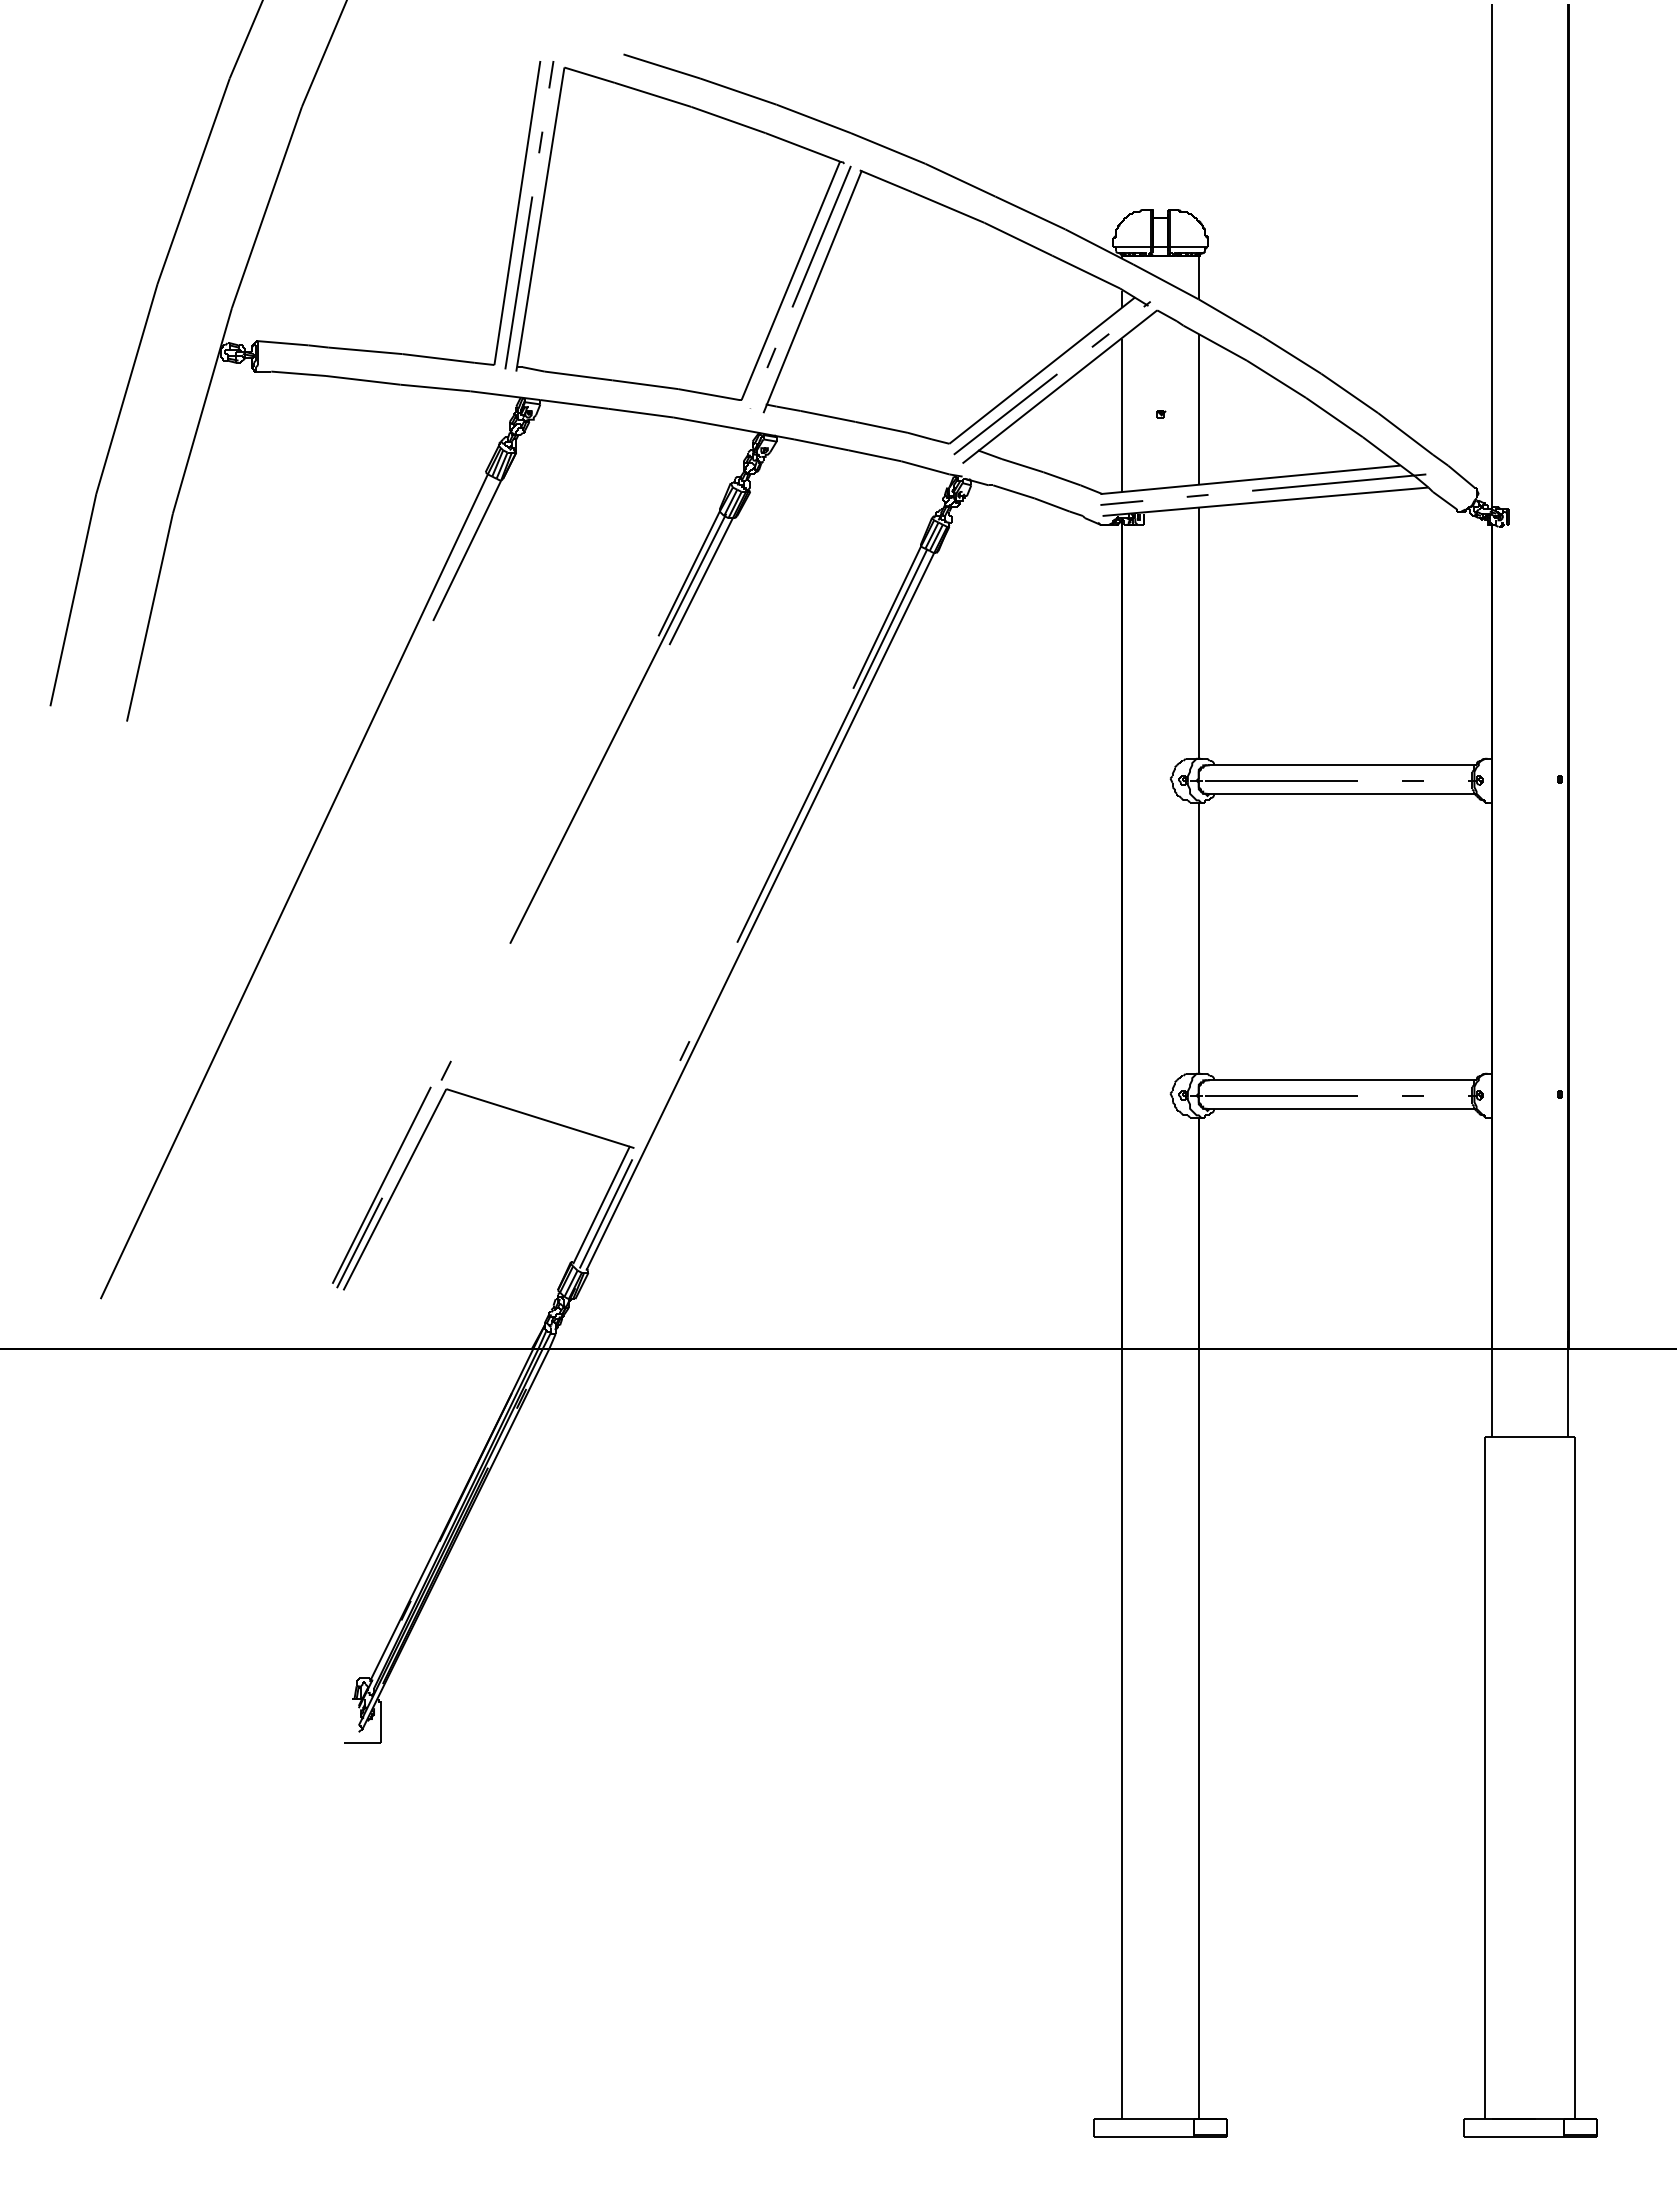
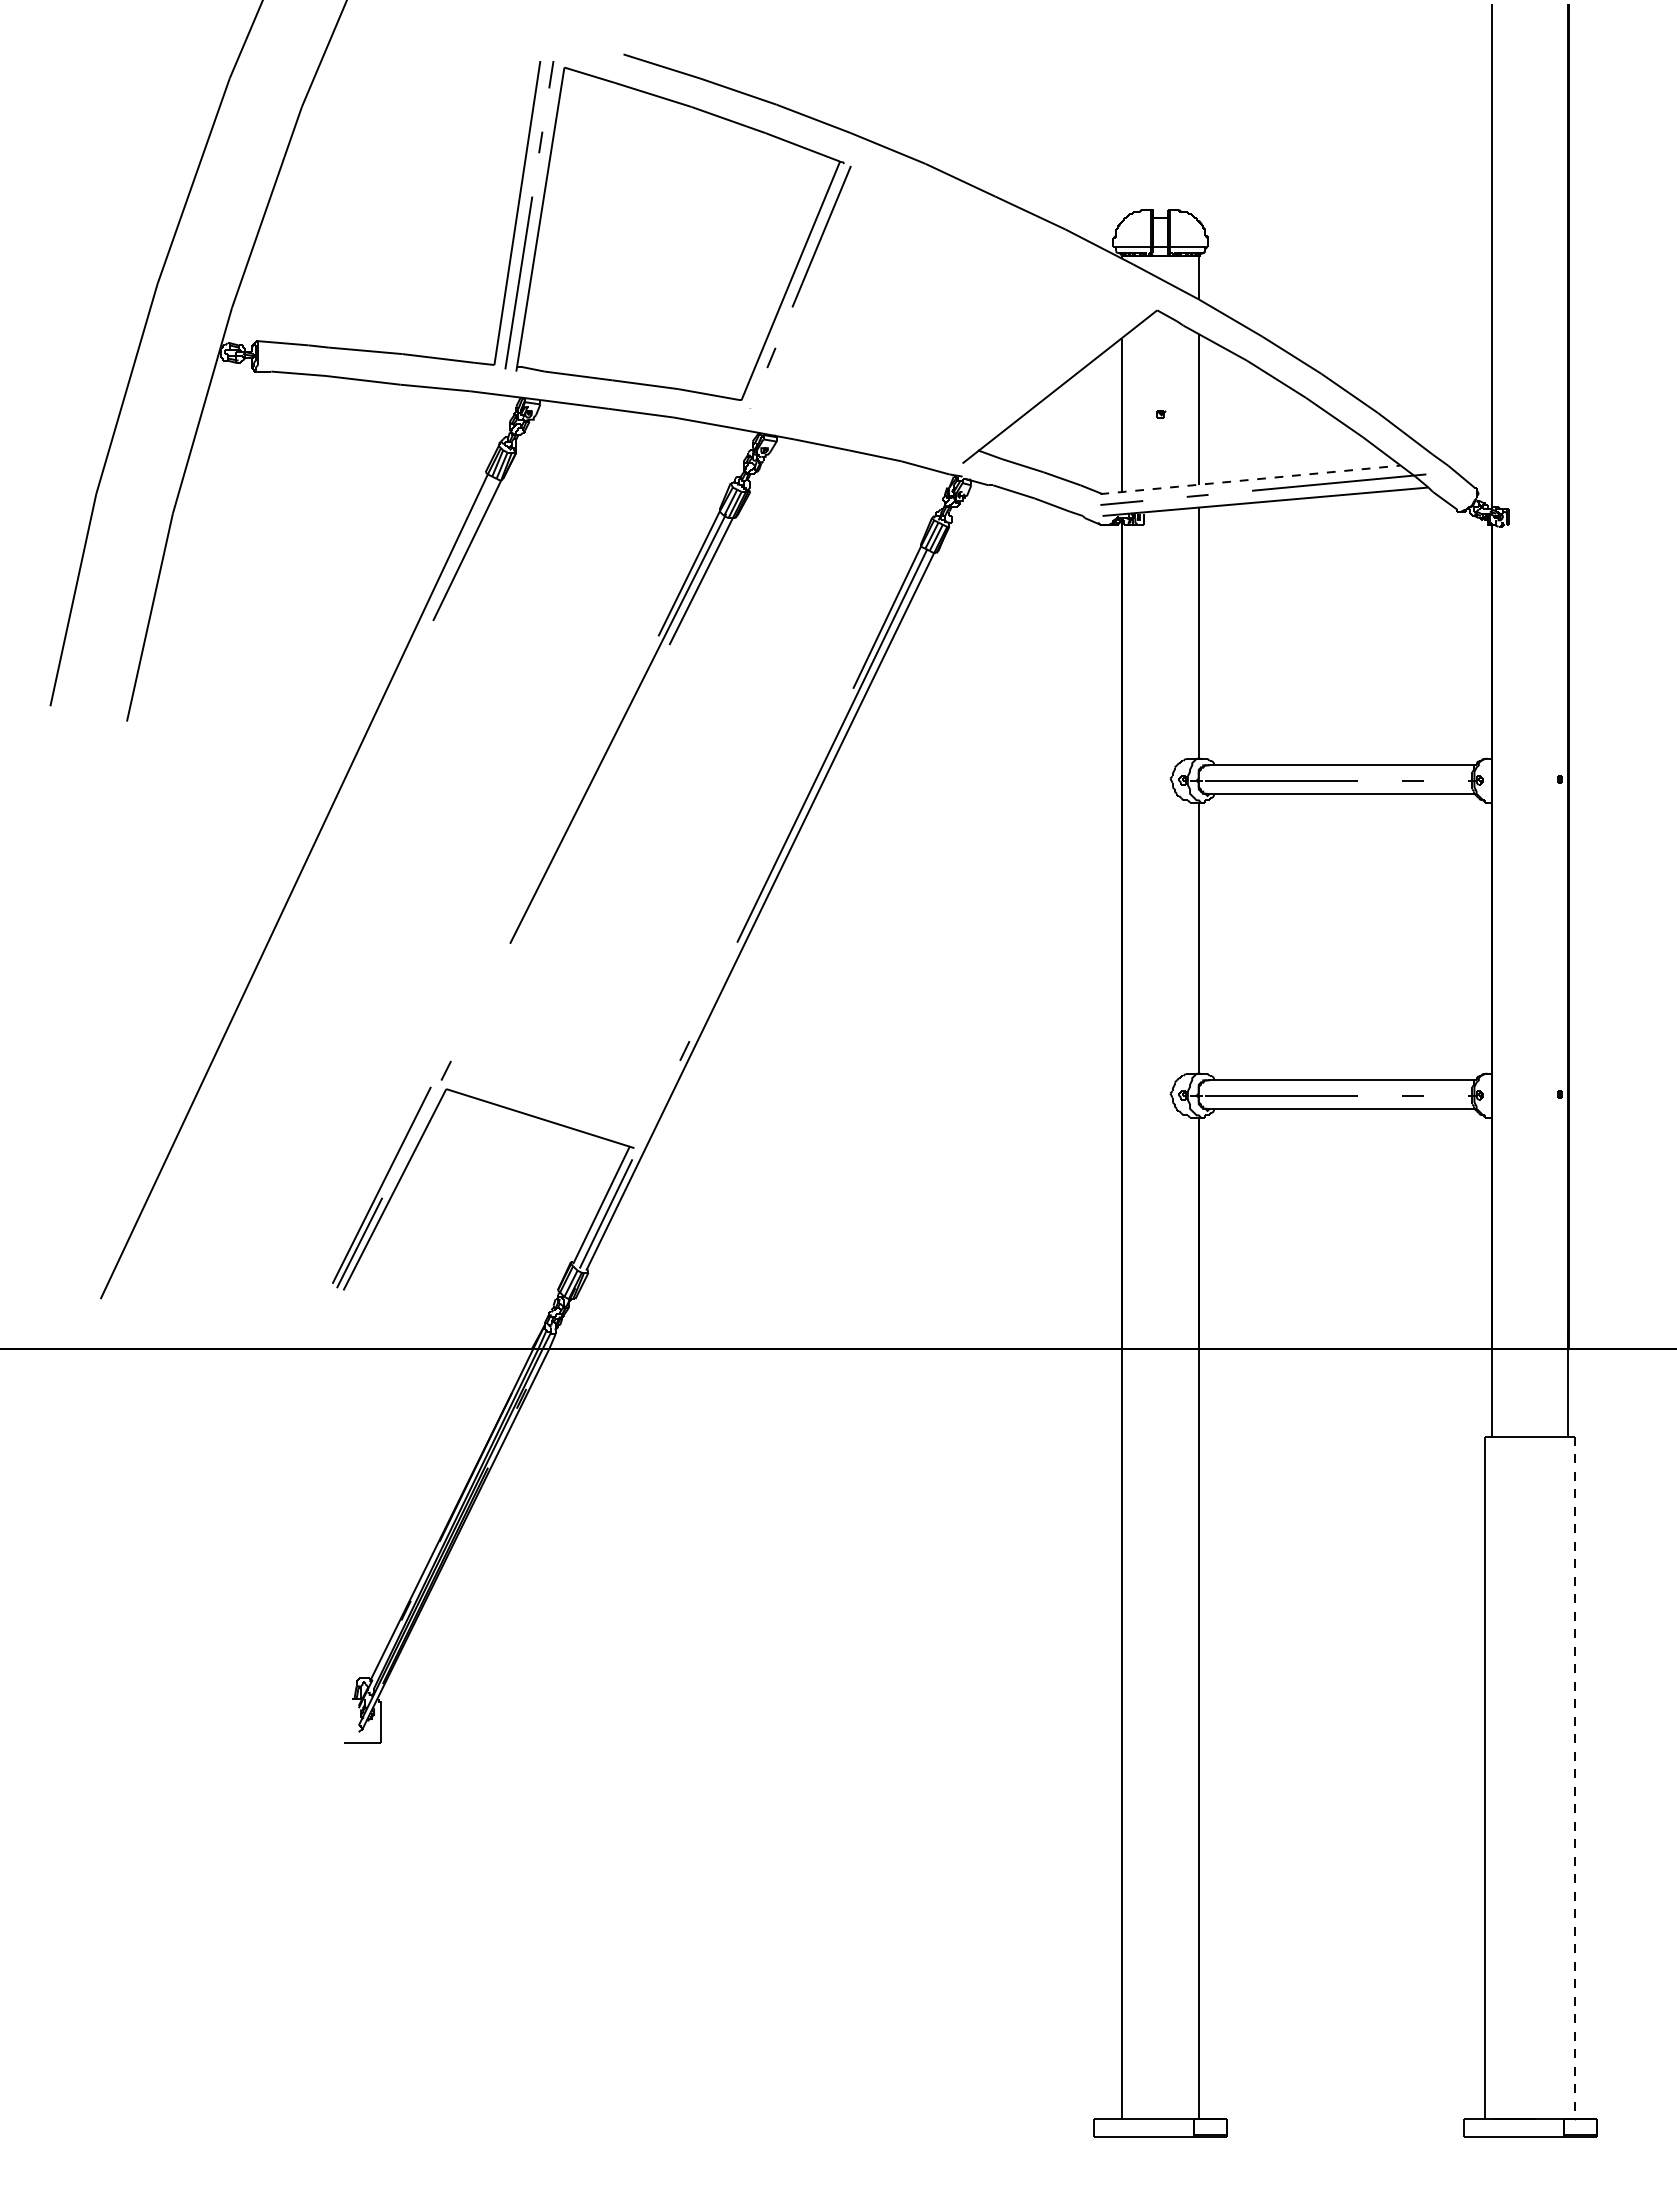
part: present -> none (956, 312)
line: solid -> dashed (1250, 479)
line: solid -> dashed (1575, 1778)
